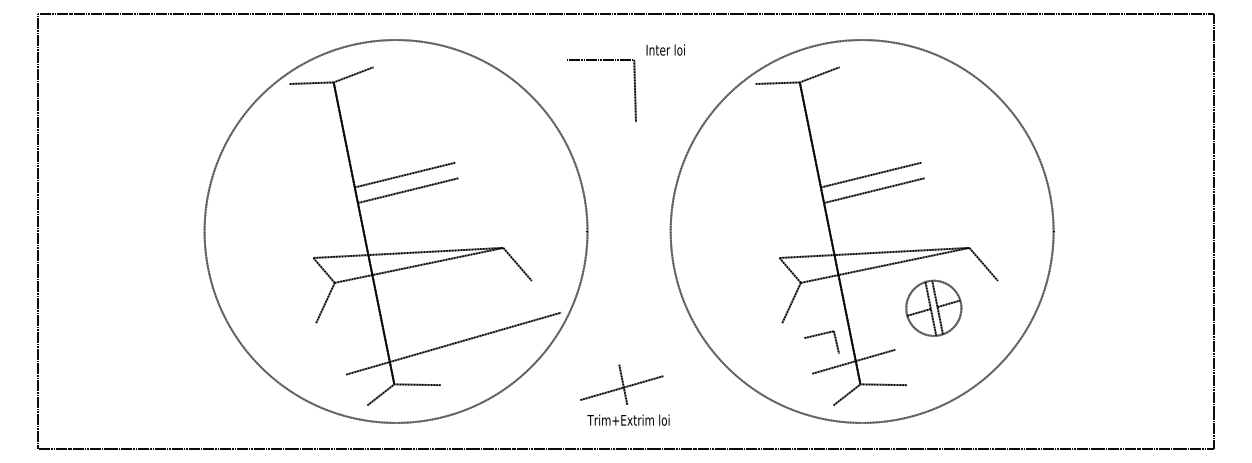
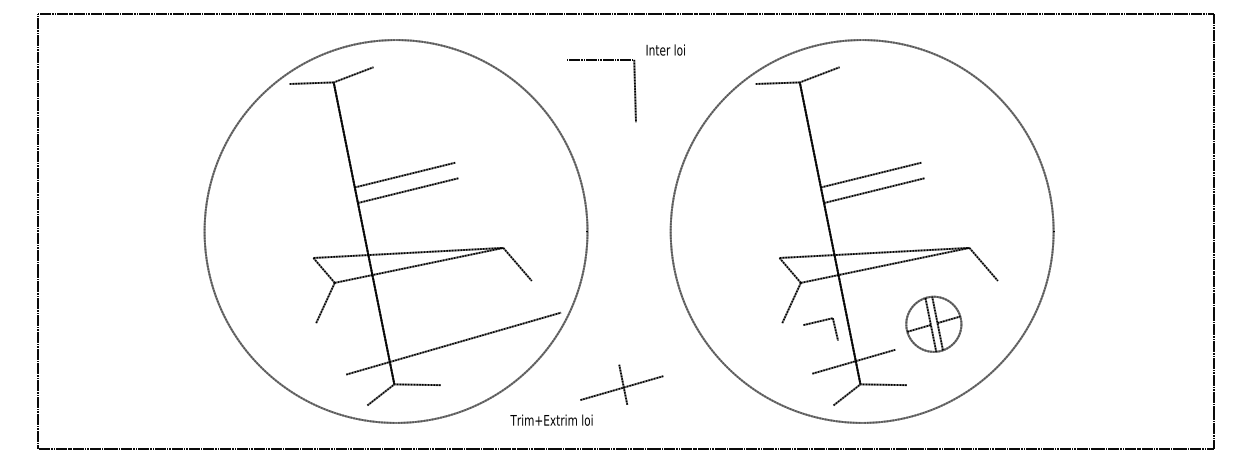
part position: (933, 307) -> (933, 323) (933, 323)
part position: (820, 335) -> (819, 322) (819, 322)
text position: (628, 419) -> (551, 419) (551, 419)
